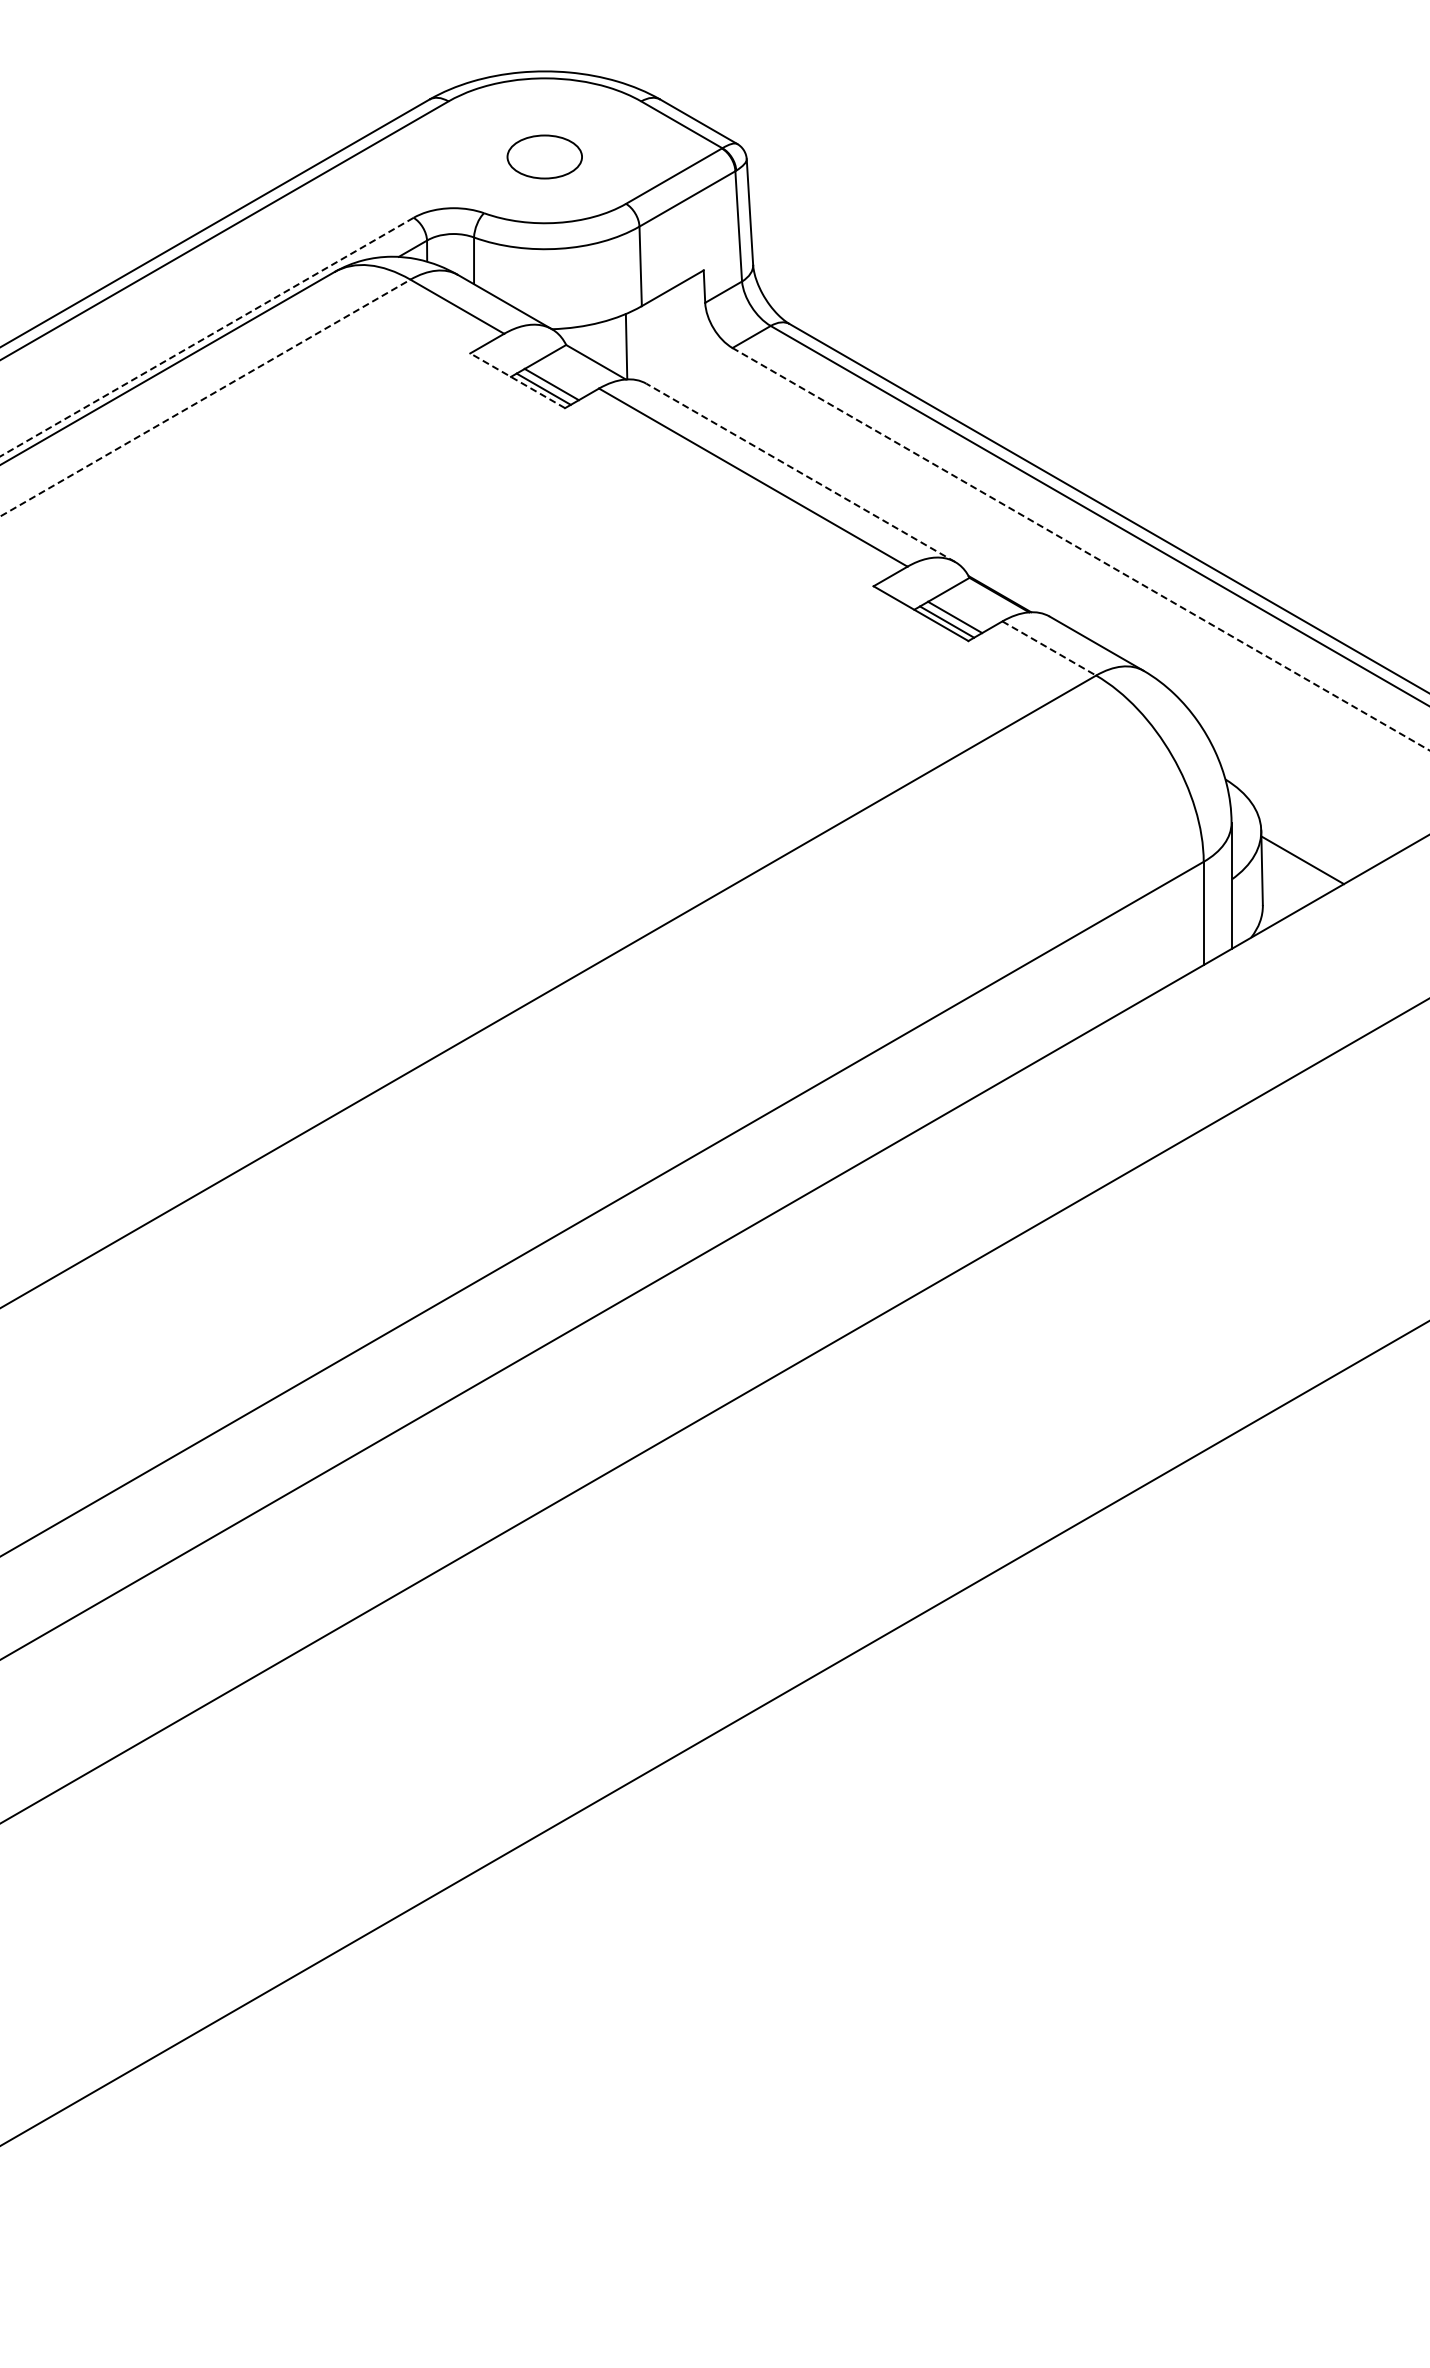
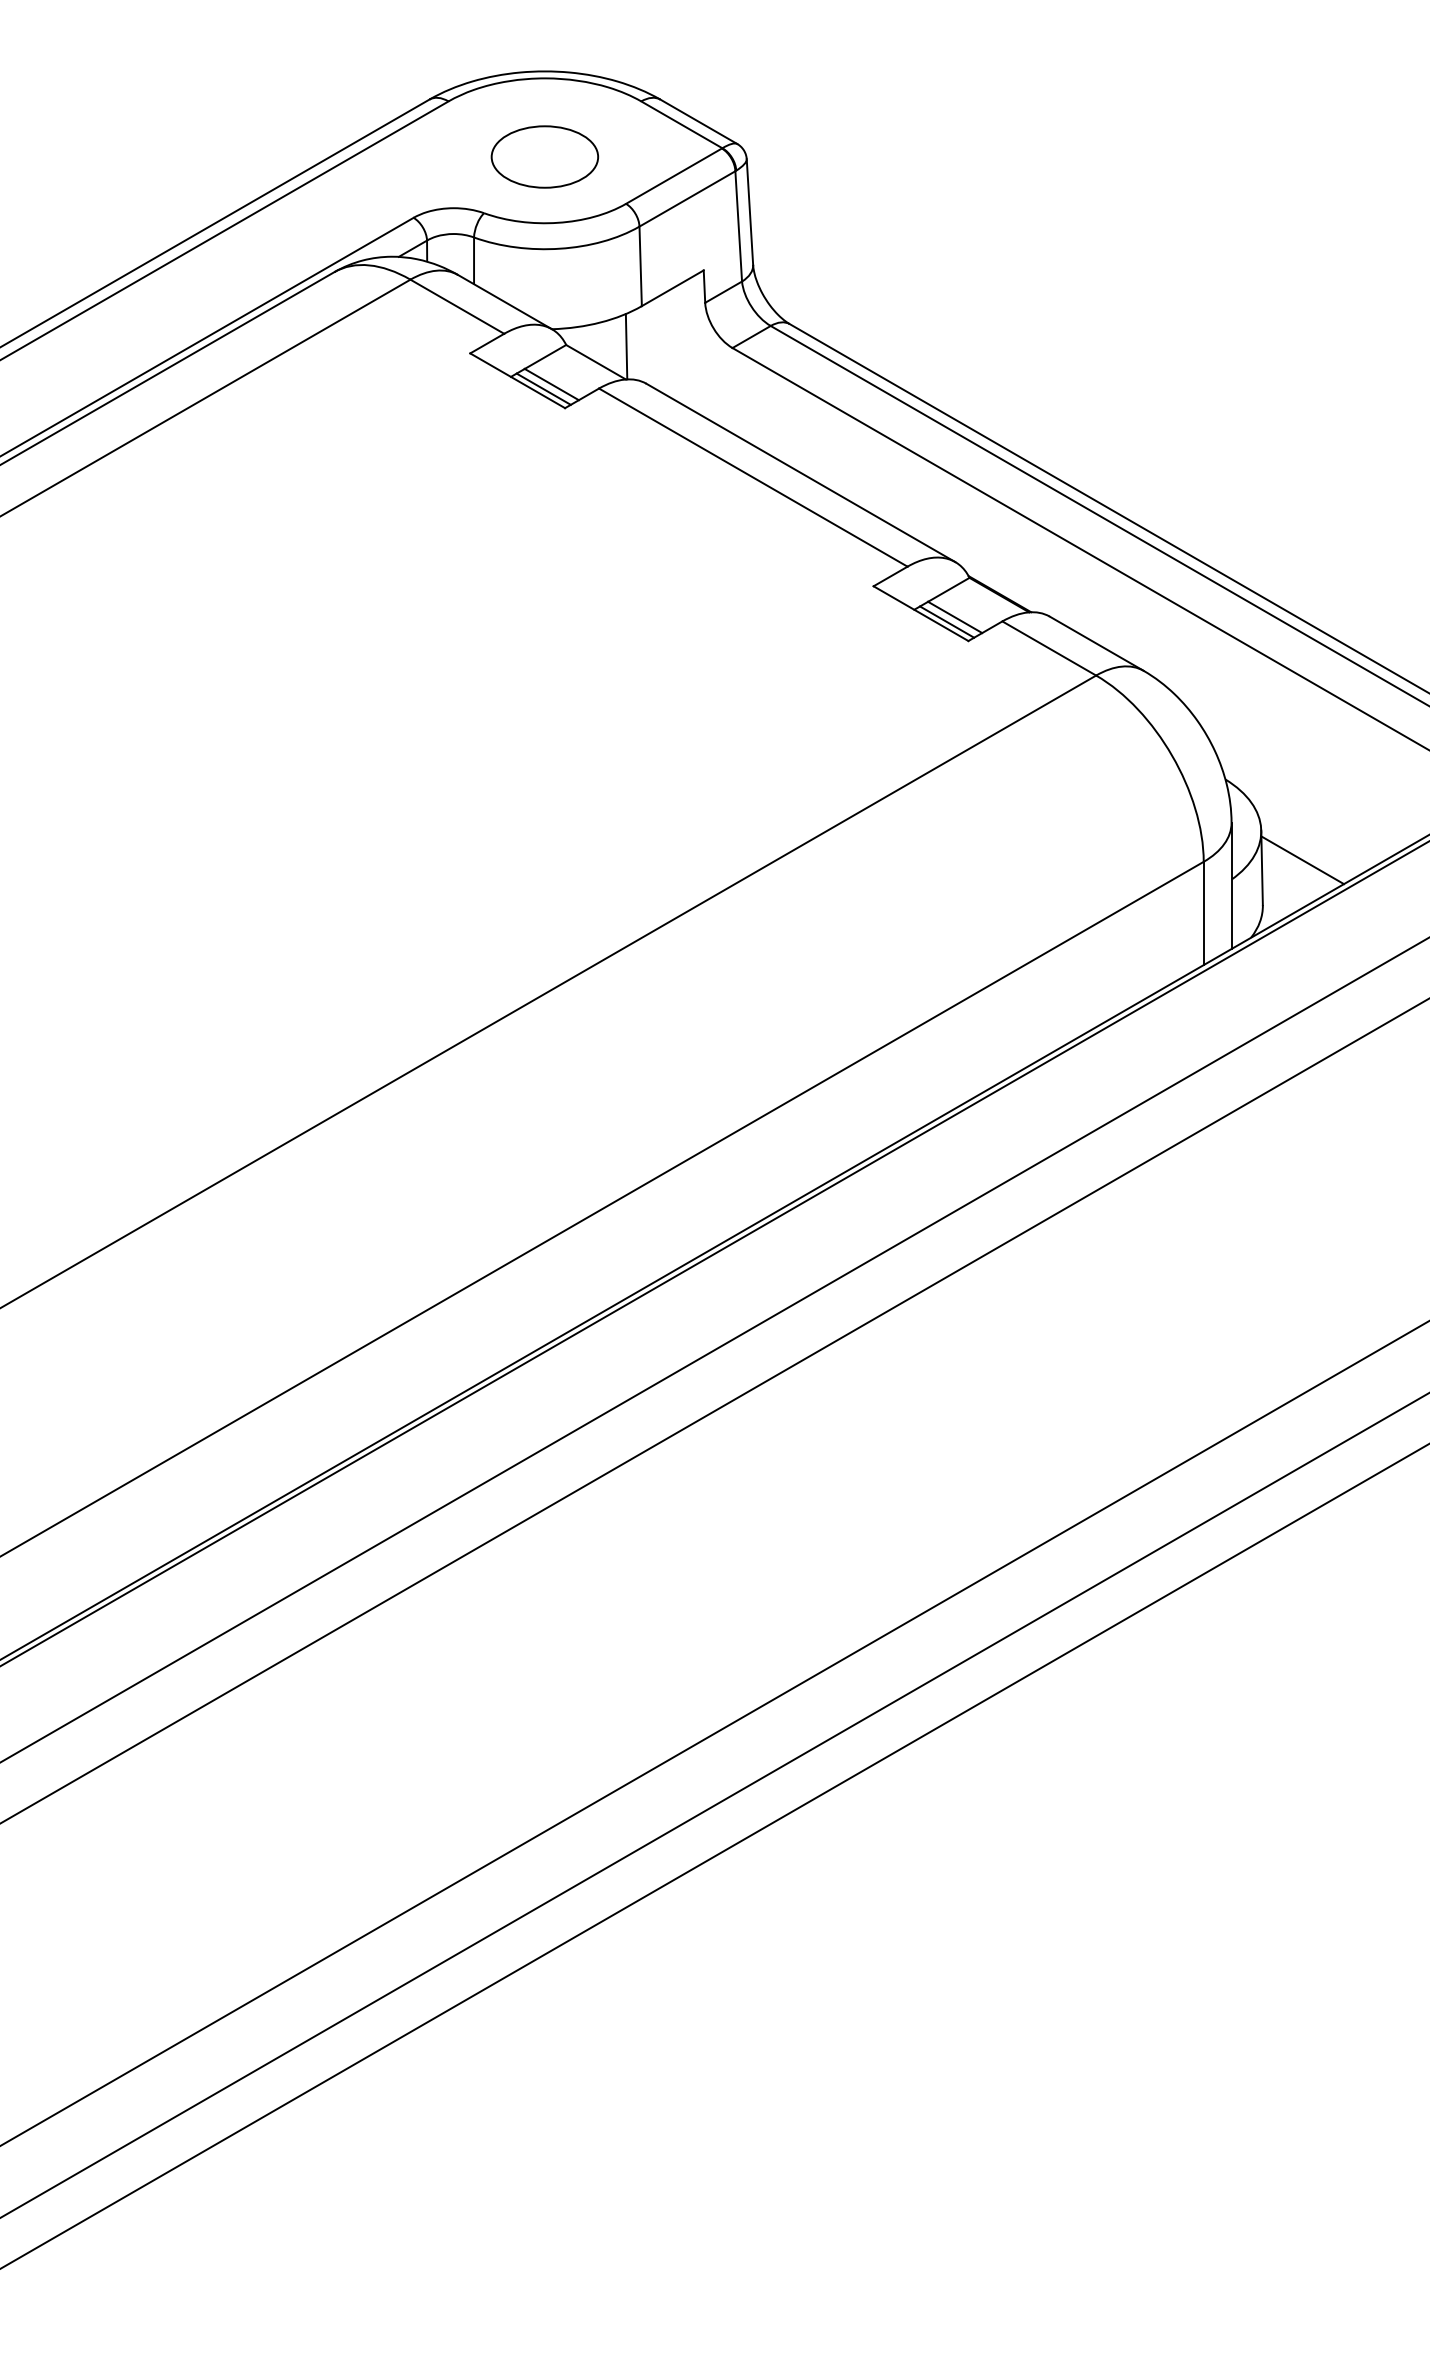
part size: 77x46 px -> 109x64 px (544, 156)
line: dashed -> solid (206, 337)
line: dashed -> solid (517, 380)
line: dashed -> solid (205, 398)
line: dashed -> solid (800, 472)
line: dashed -> solid (1080, 548)
line: dashed -> solid (1049, 648)
line: none -> present (714, 1253)
line: none -> present (714, 1350)
line: none -> present (714, 1805)
line: none -> present (714, 1856)
